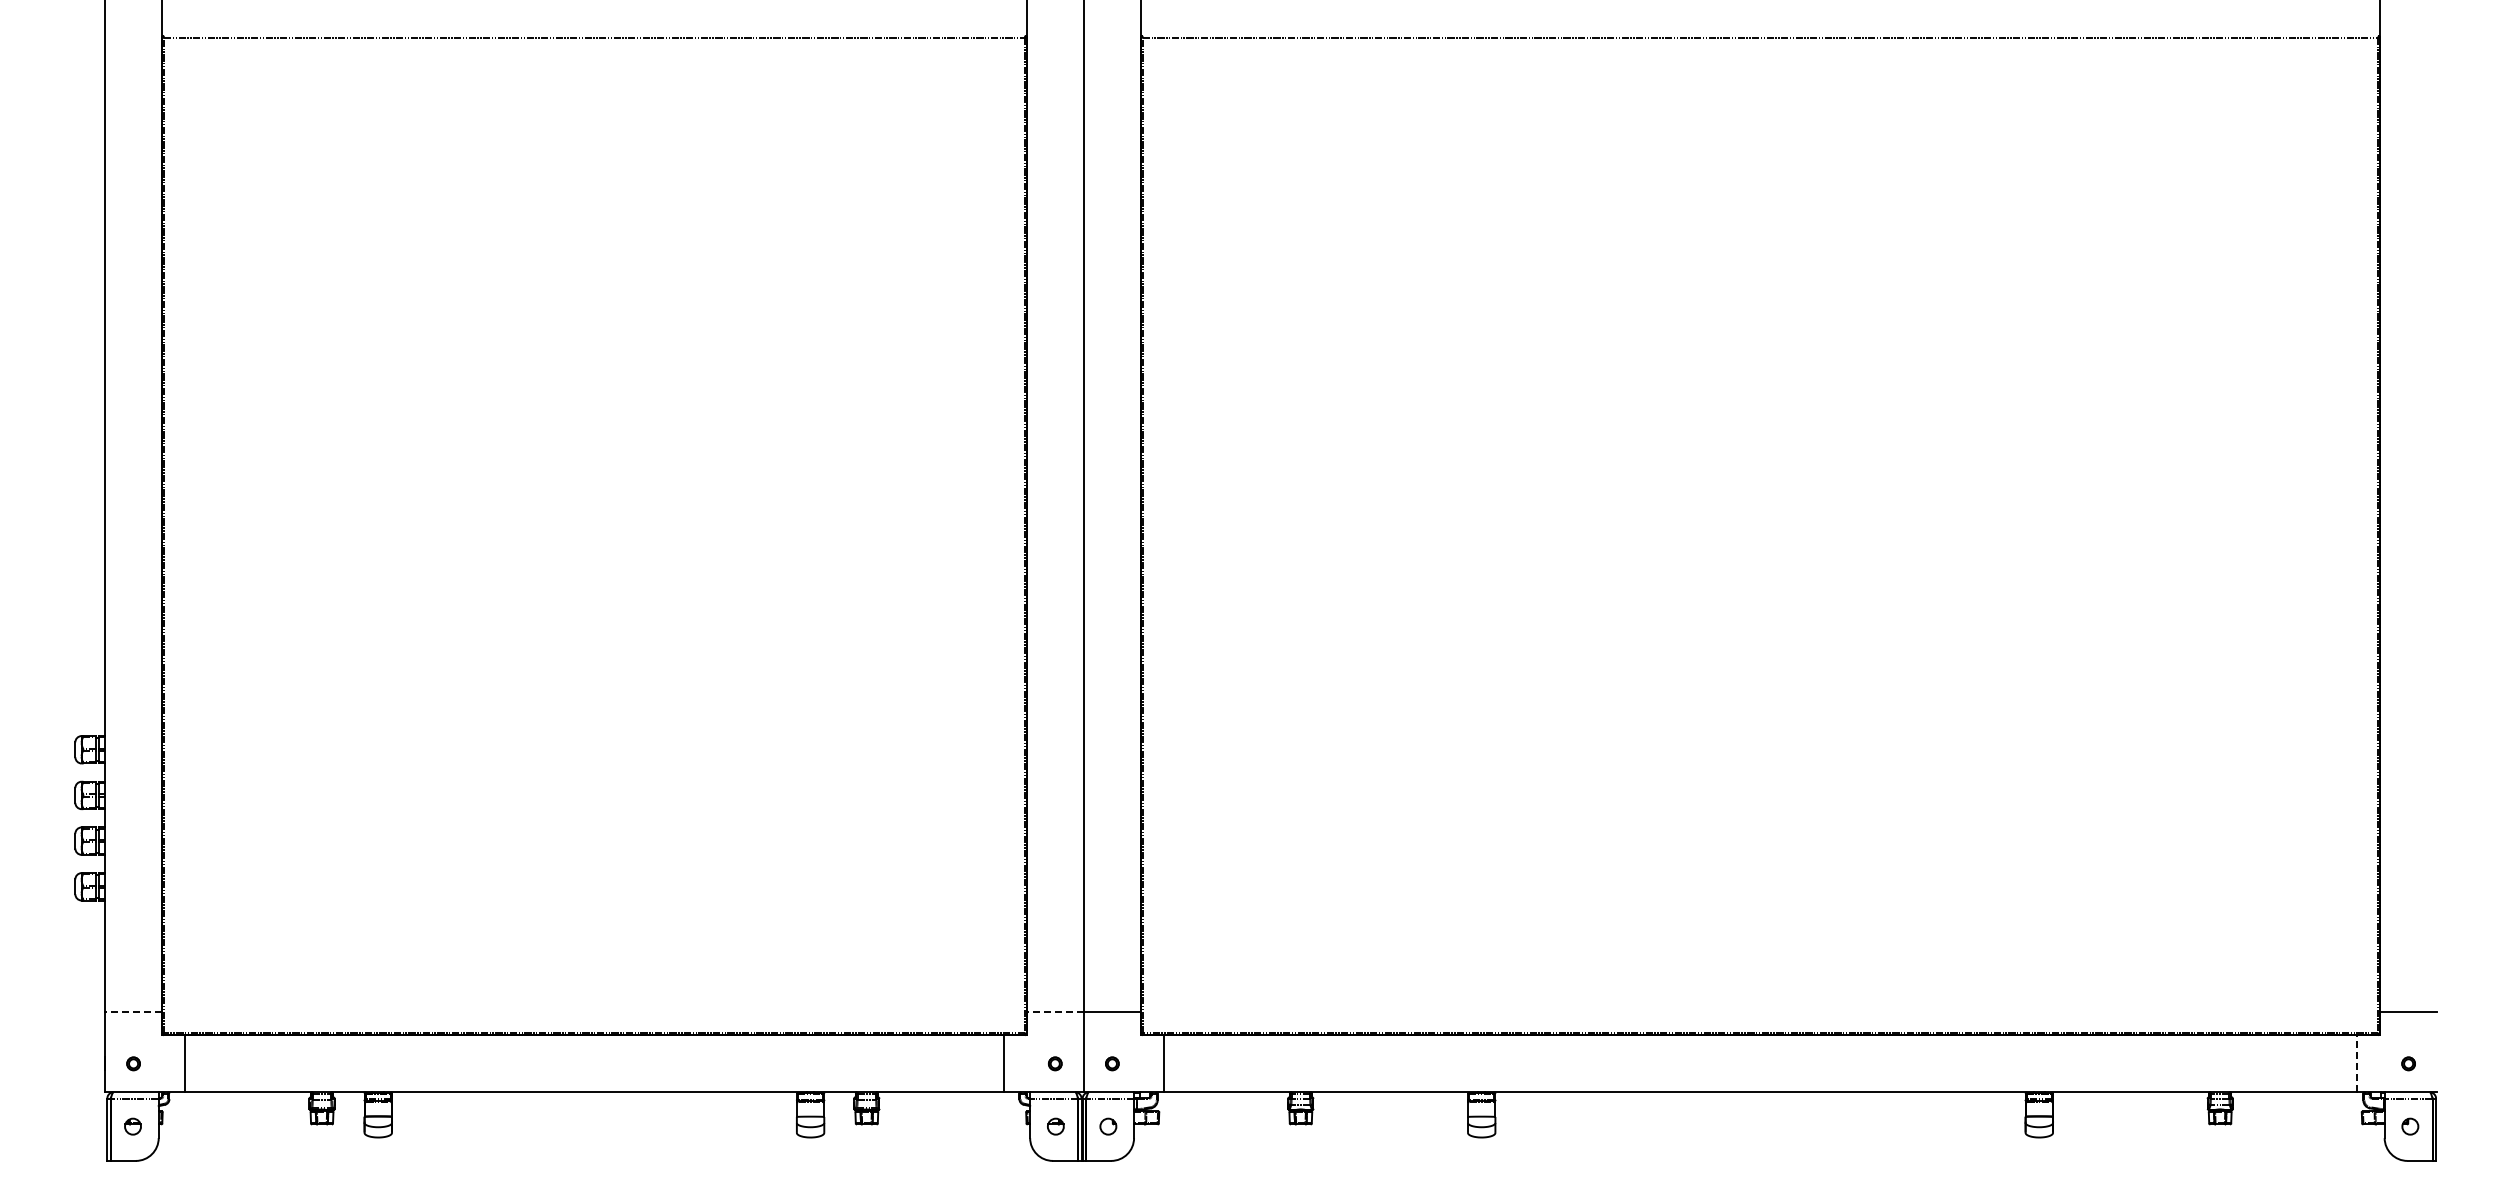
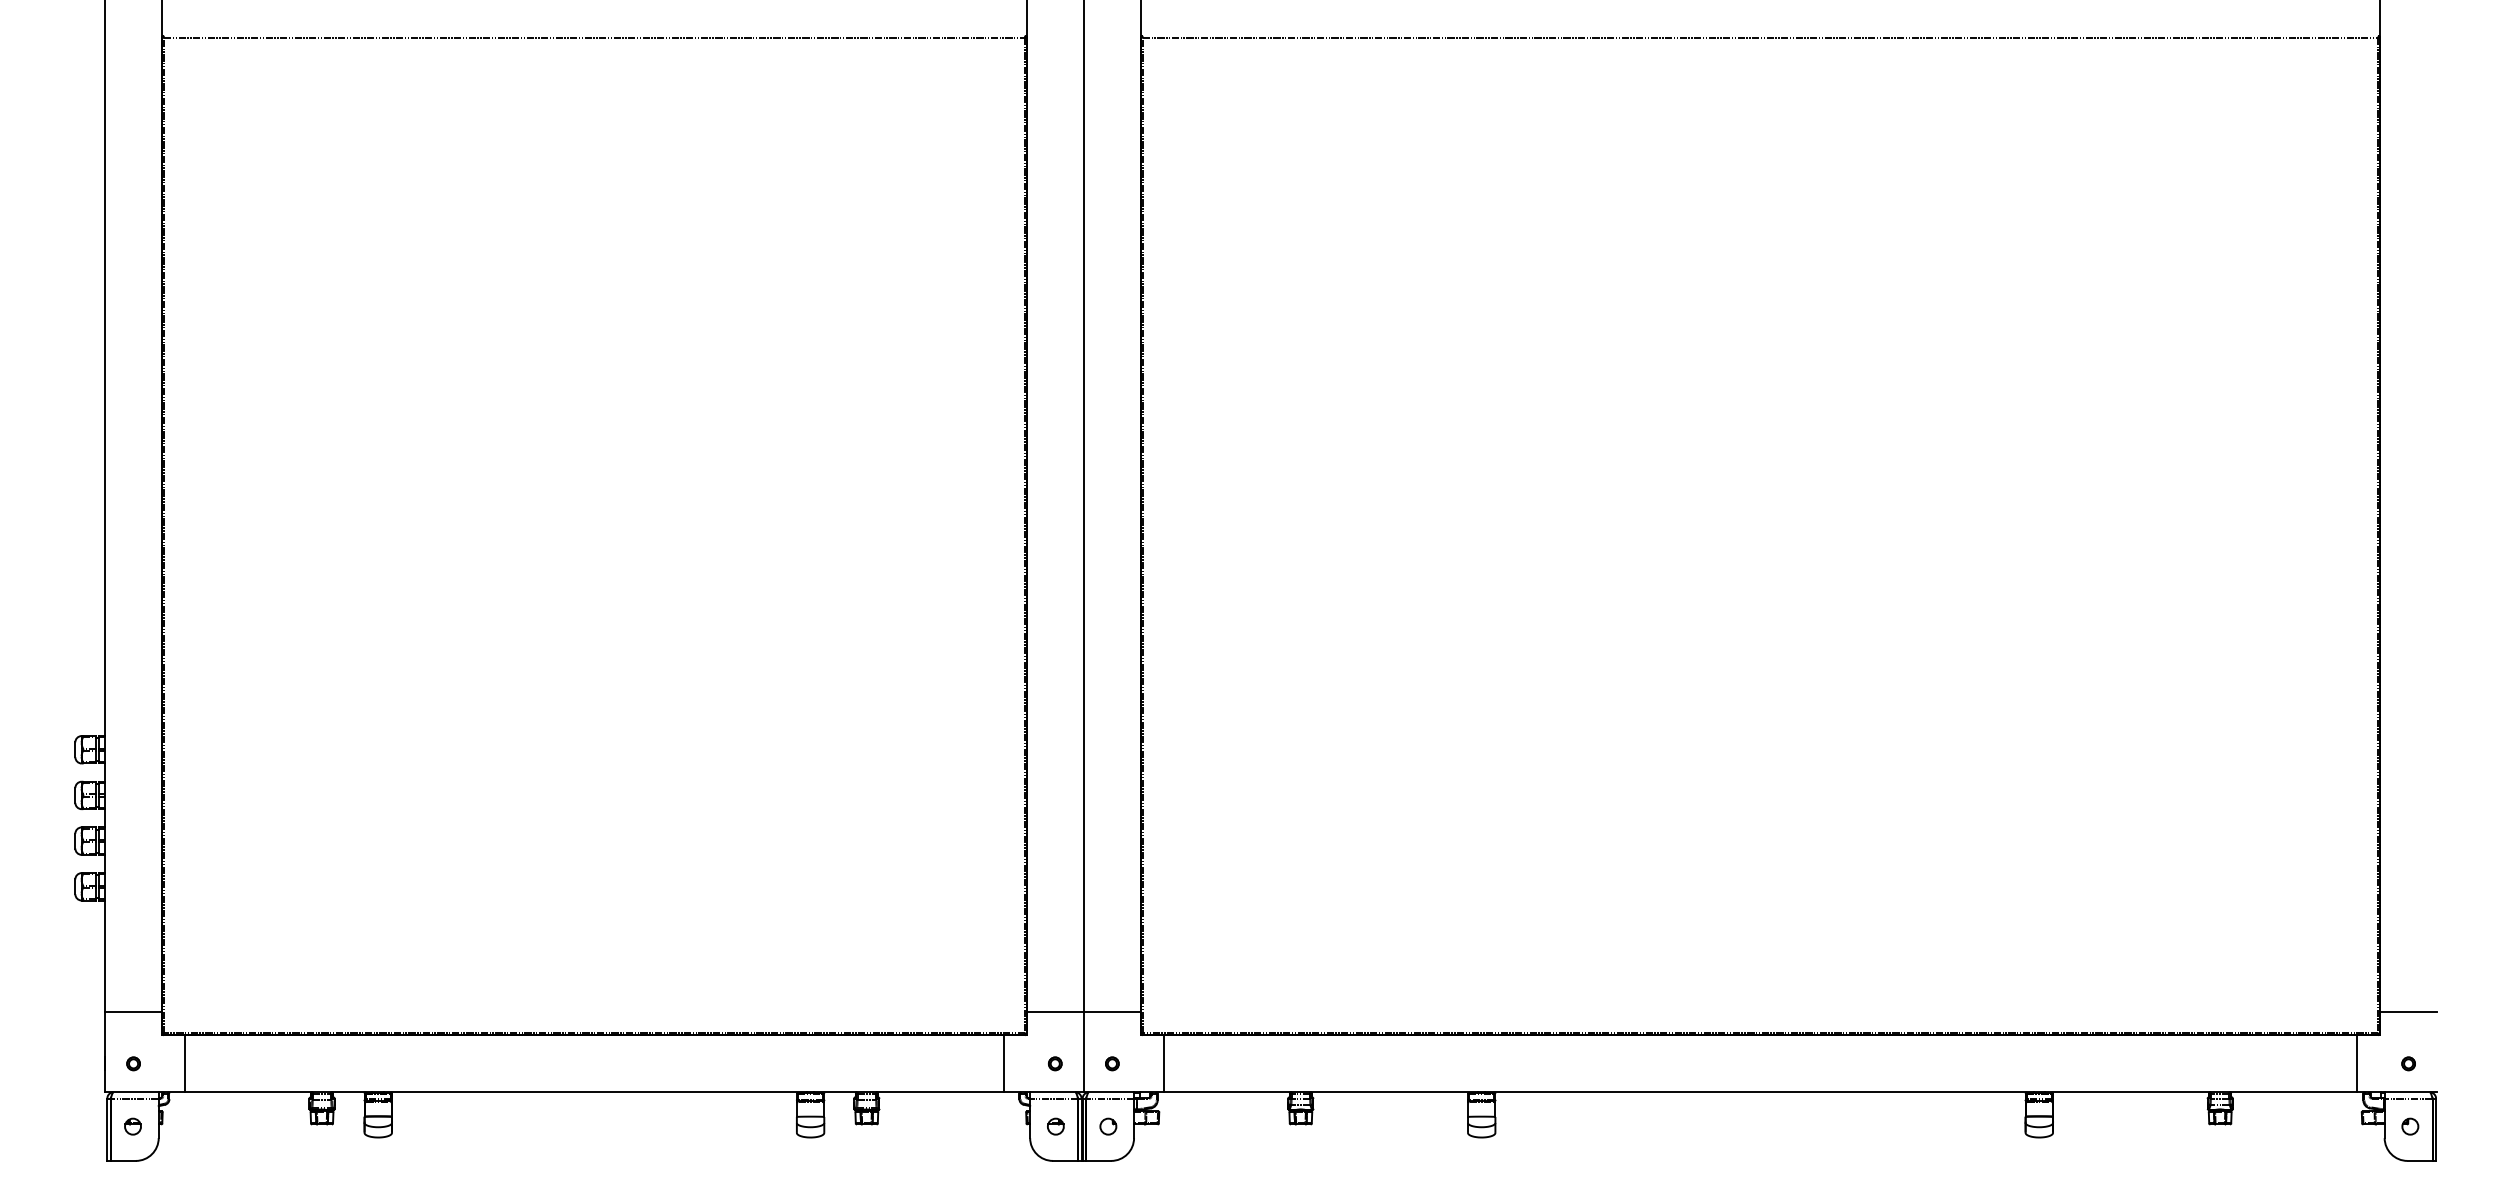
line: dashed -> solid (133, 1012)
line: dashed -> solid (1055, 1012)
line: dashed -> solid (2357, 1063)
